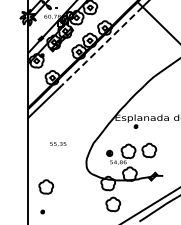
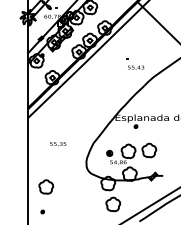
line: dashed -> solid (101, 47)
part: none -> present (135, 63)
